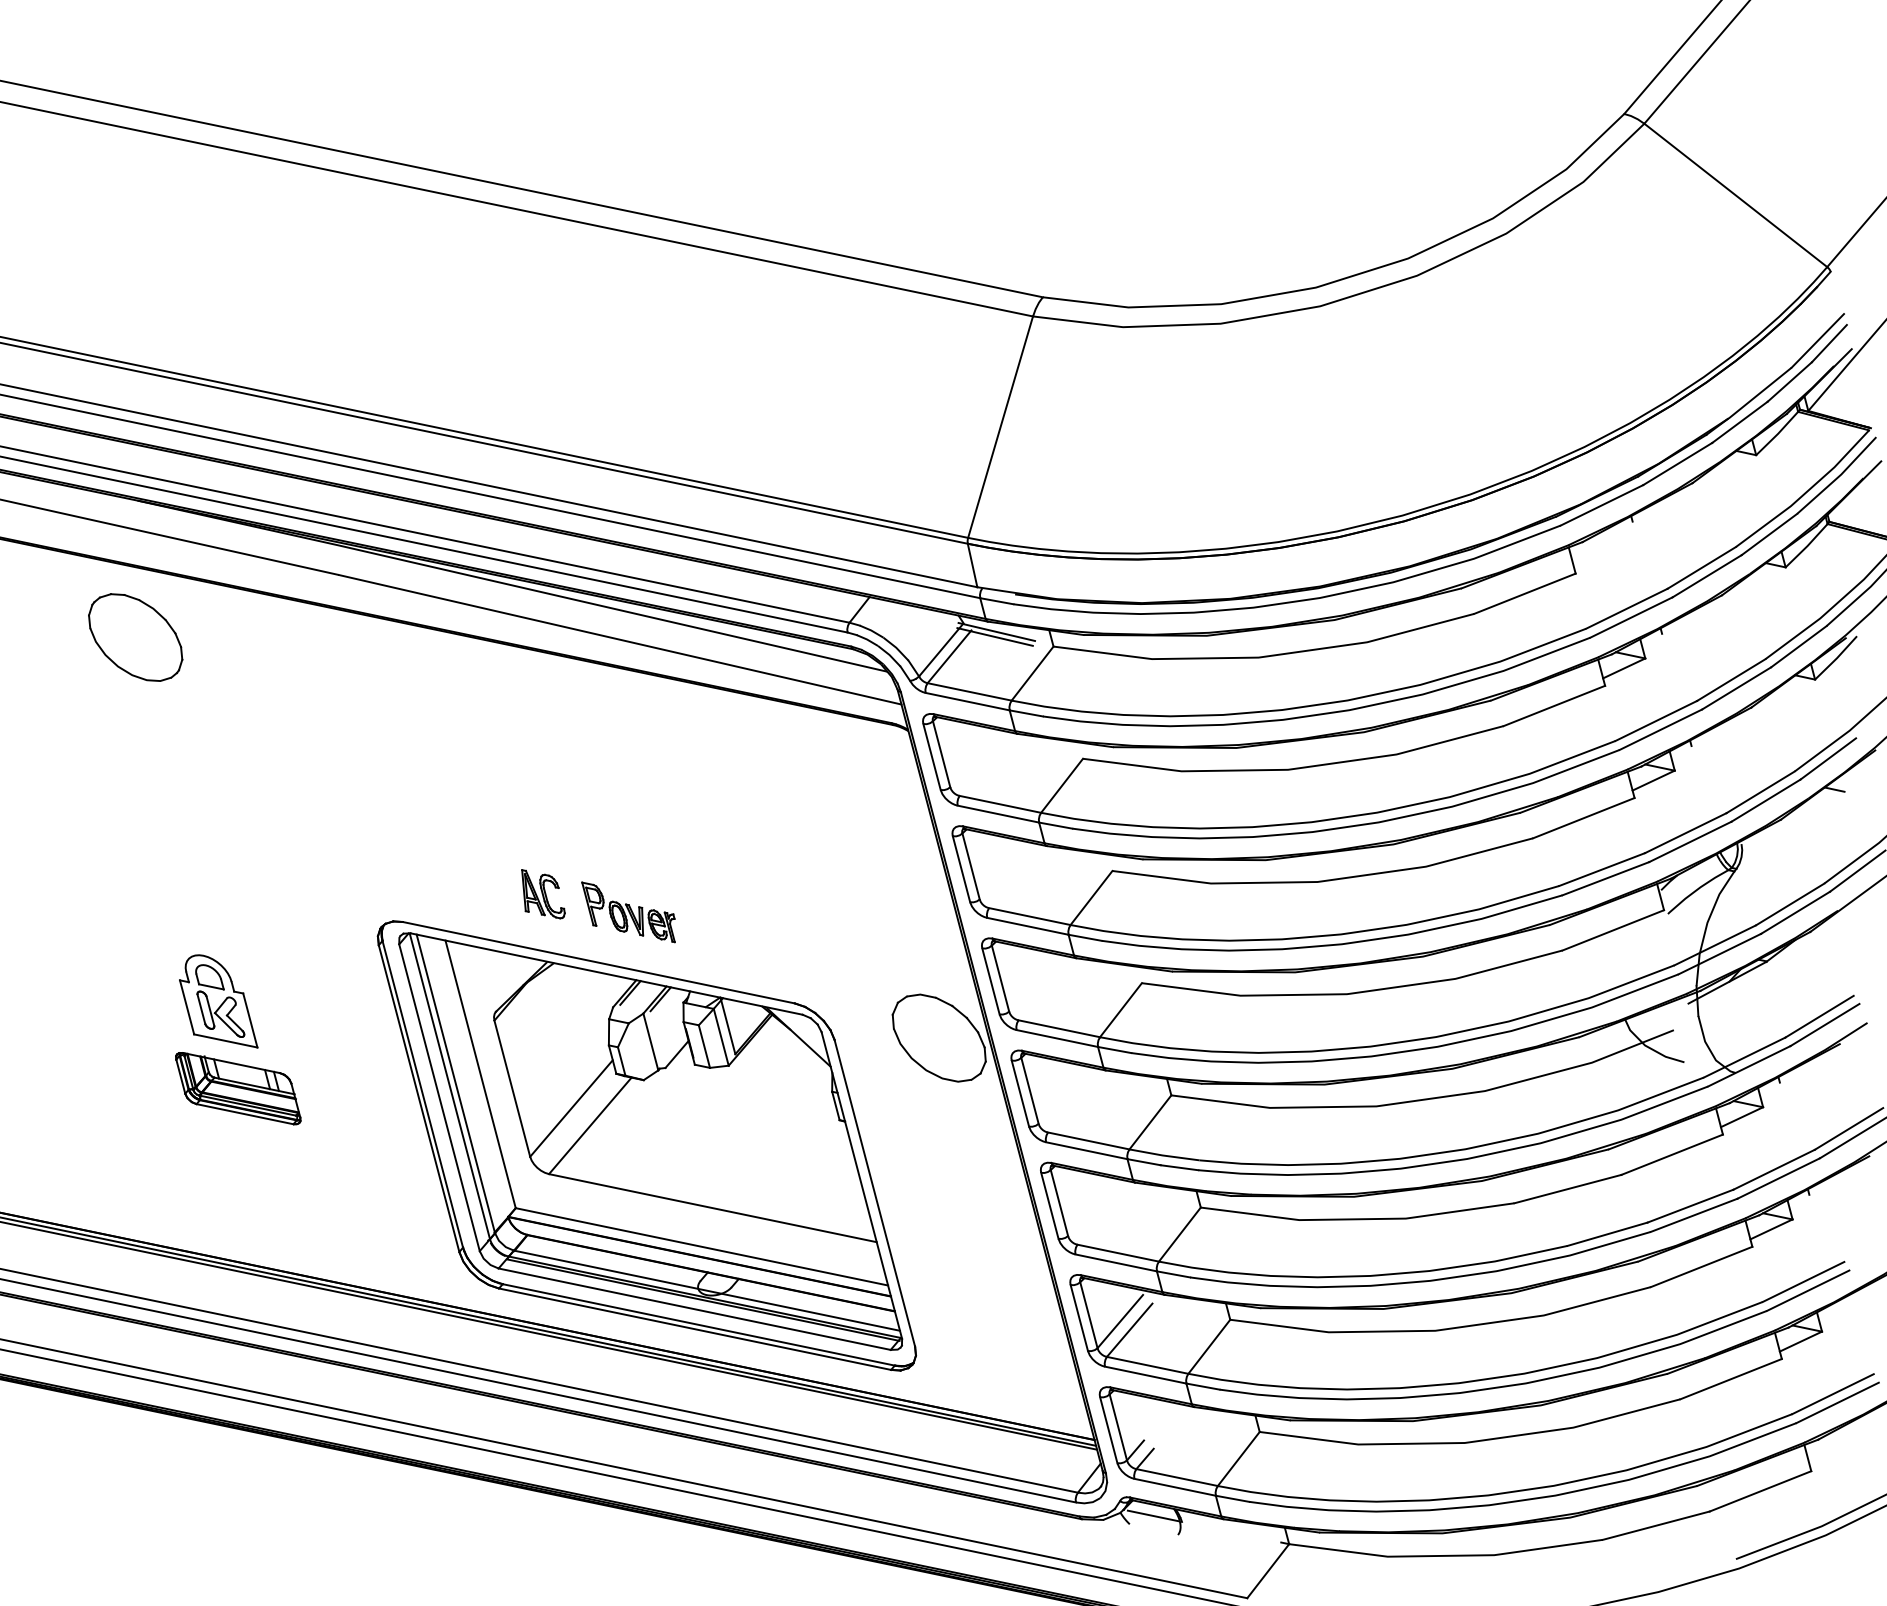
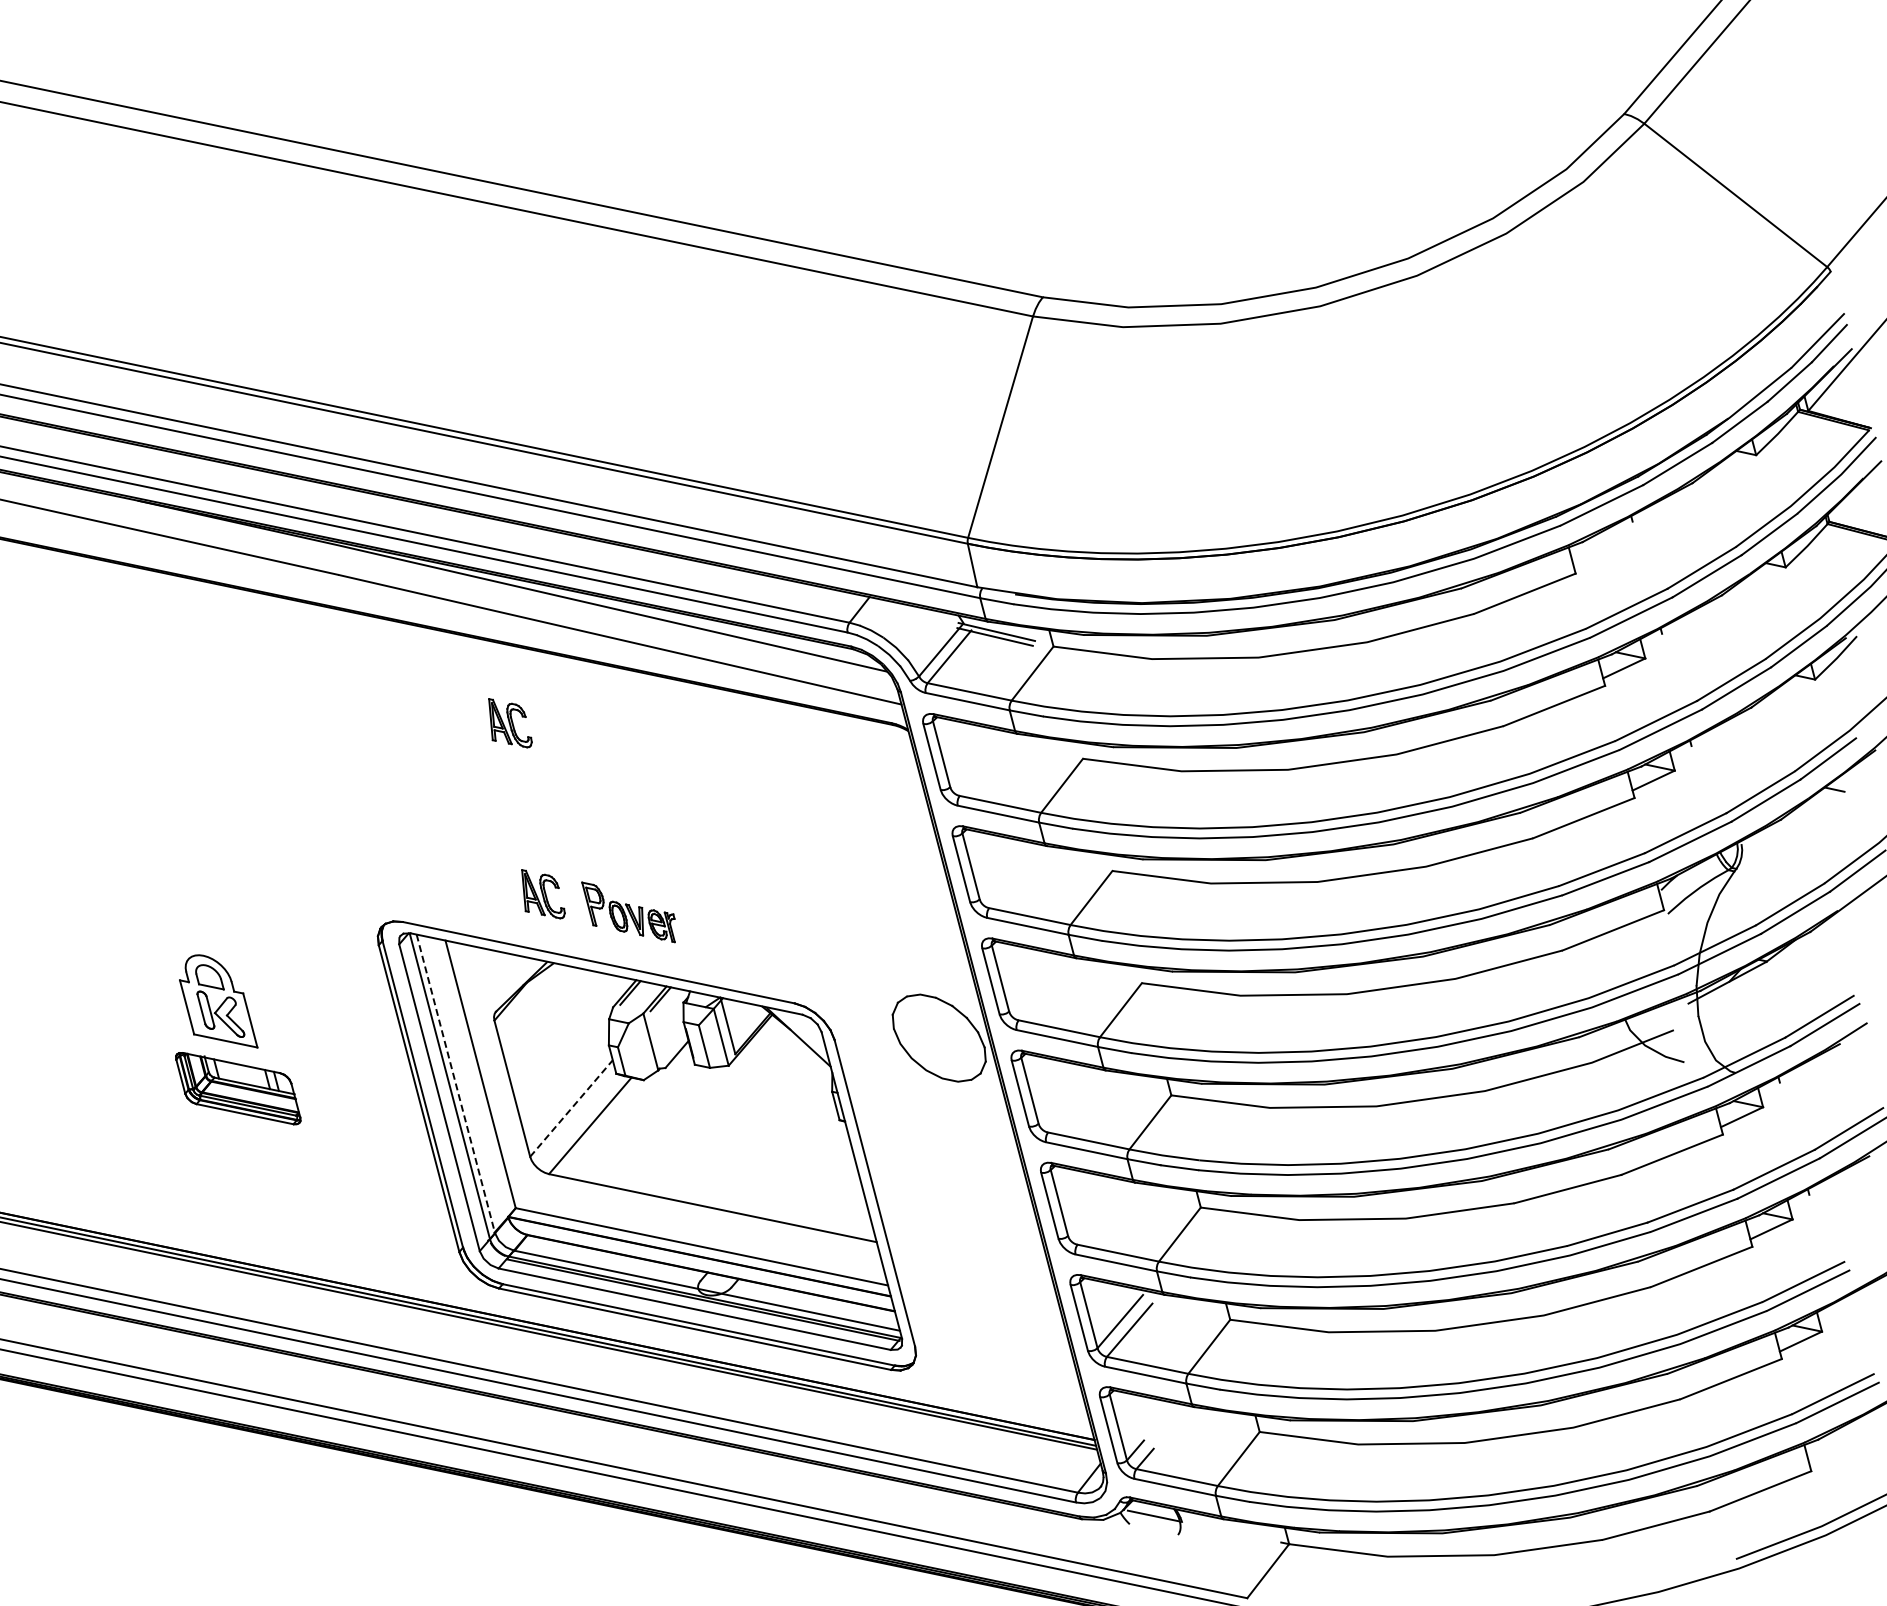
part: present -> none (135, 637)
part: none -> present (510, 723)
line: solid -> dashed (456, 1084)
line: solid -> dashed (571, 1108)
